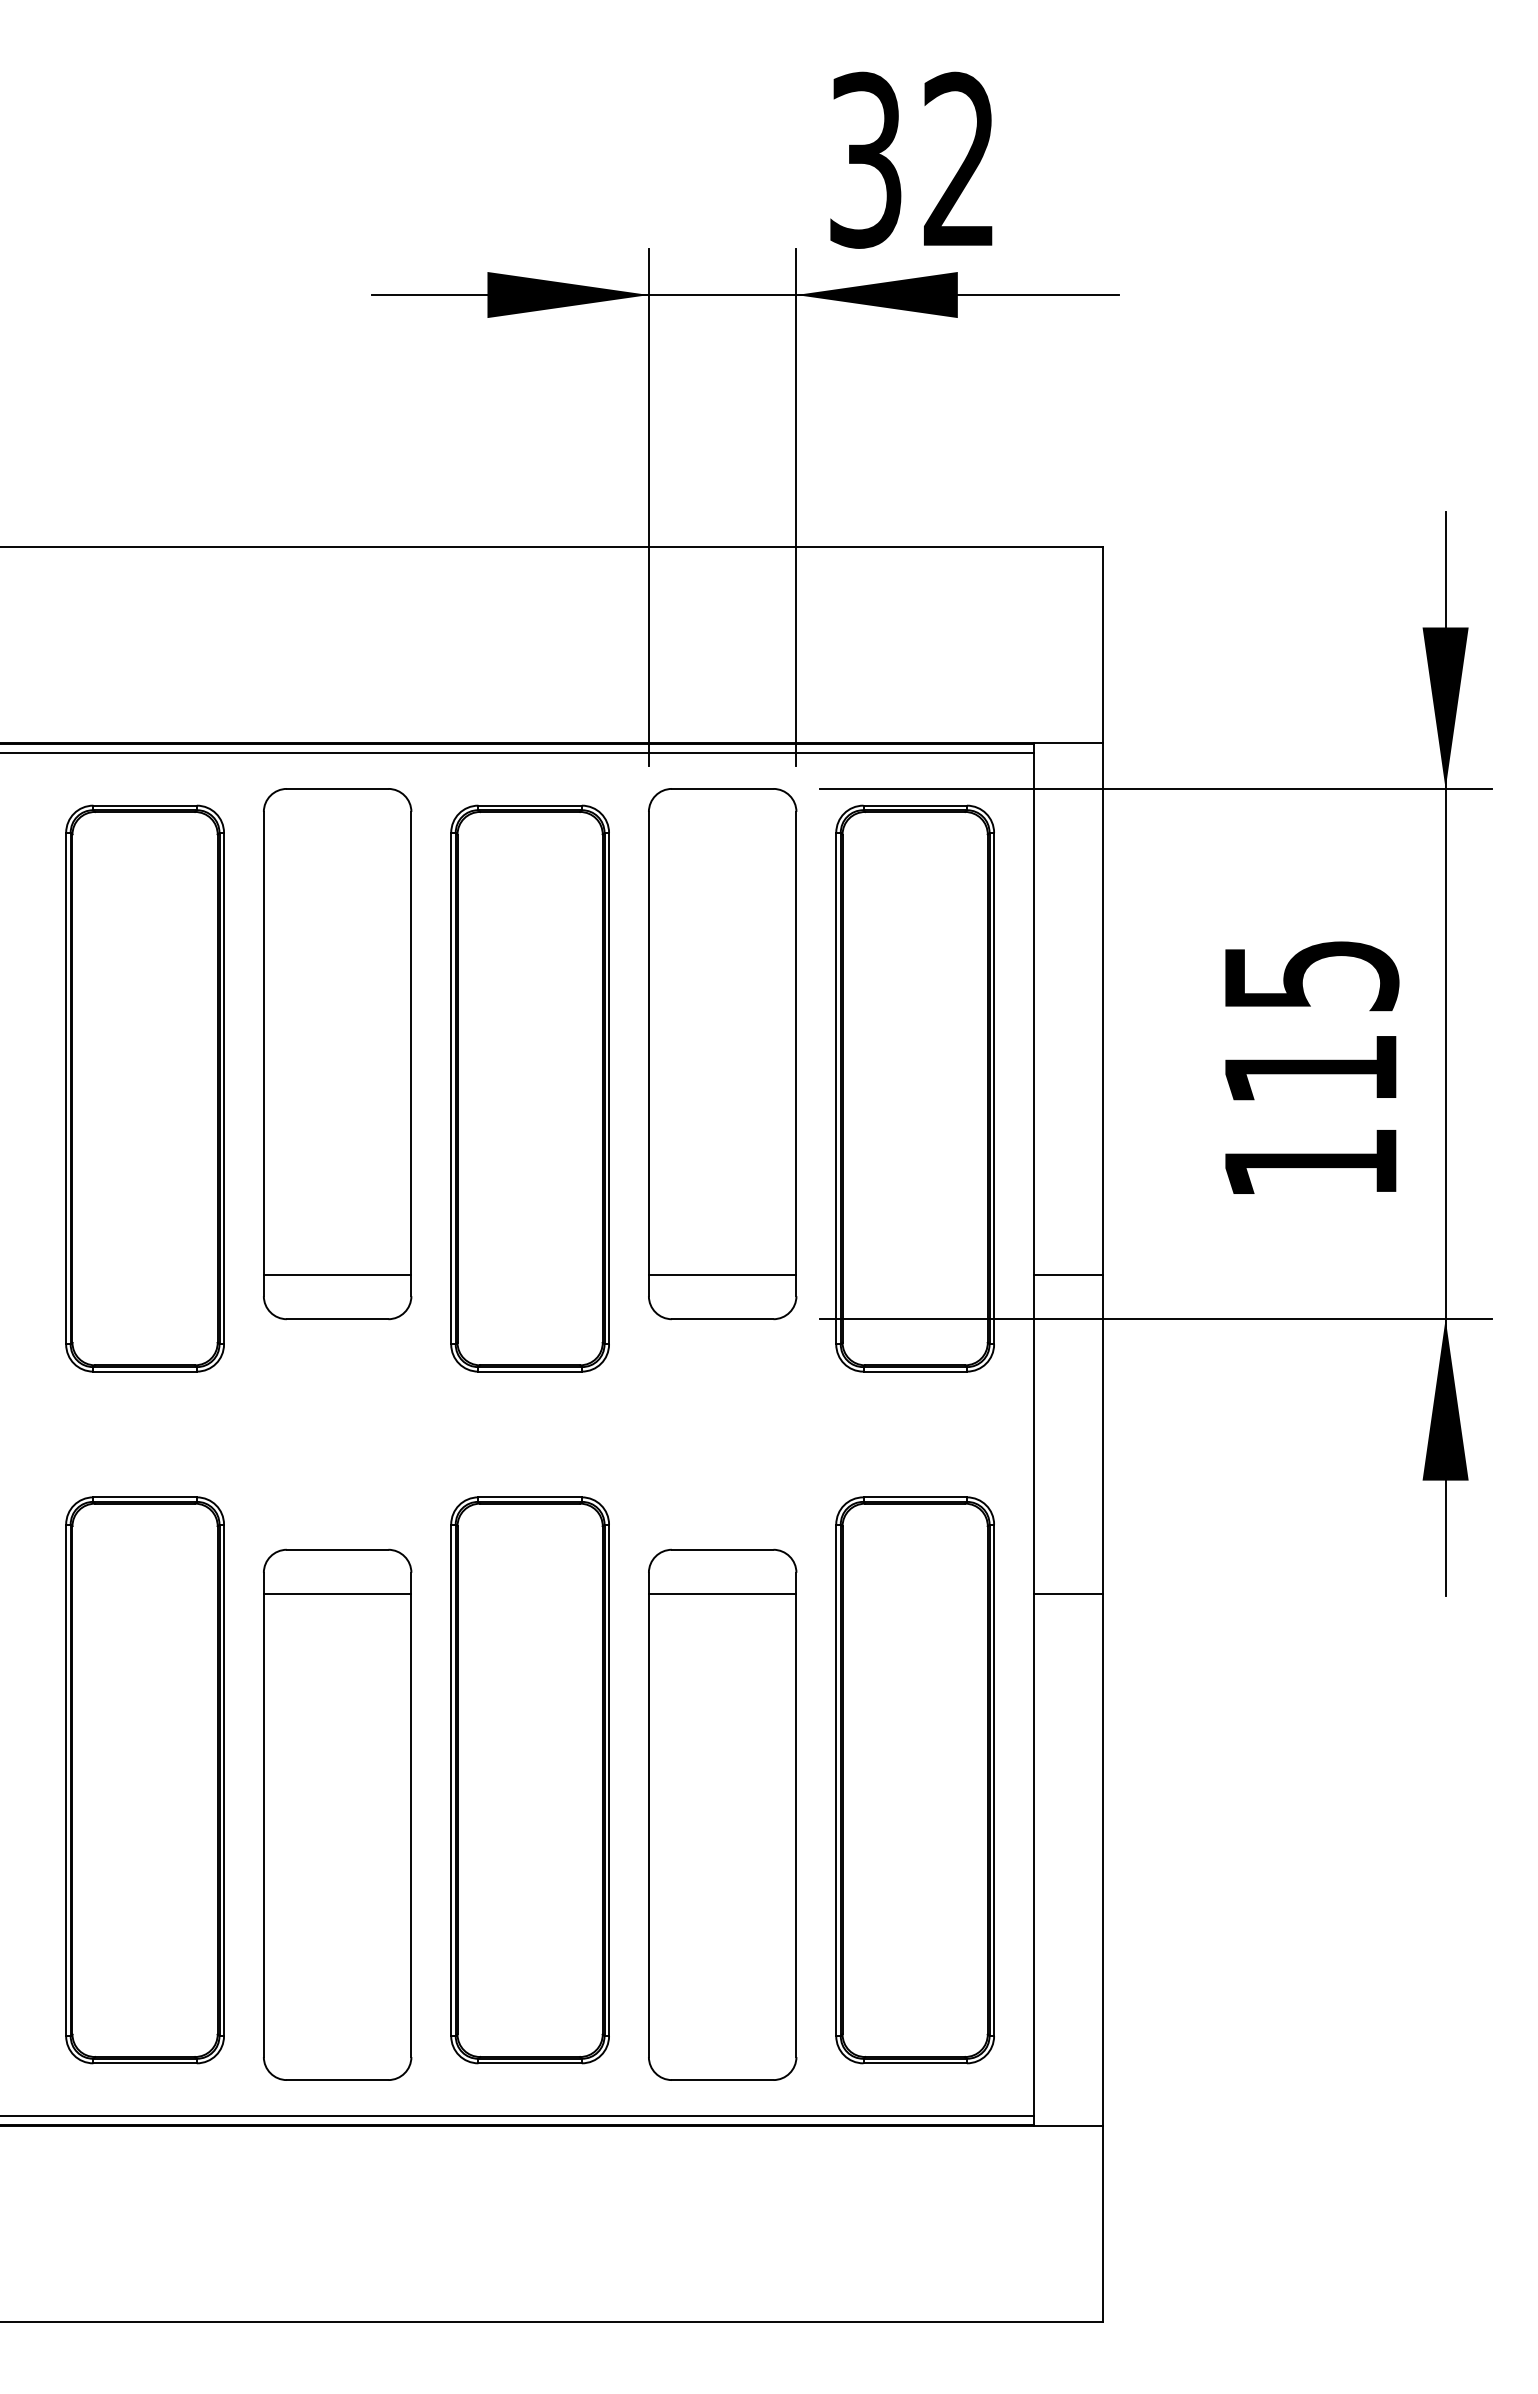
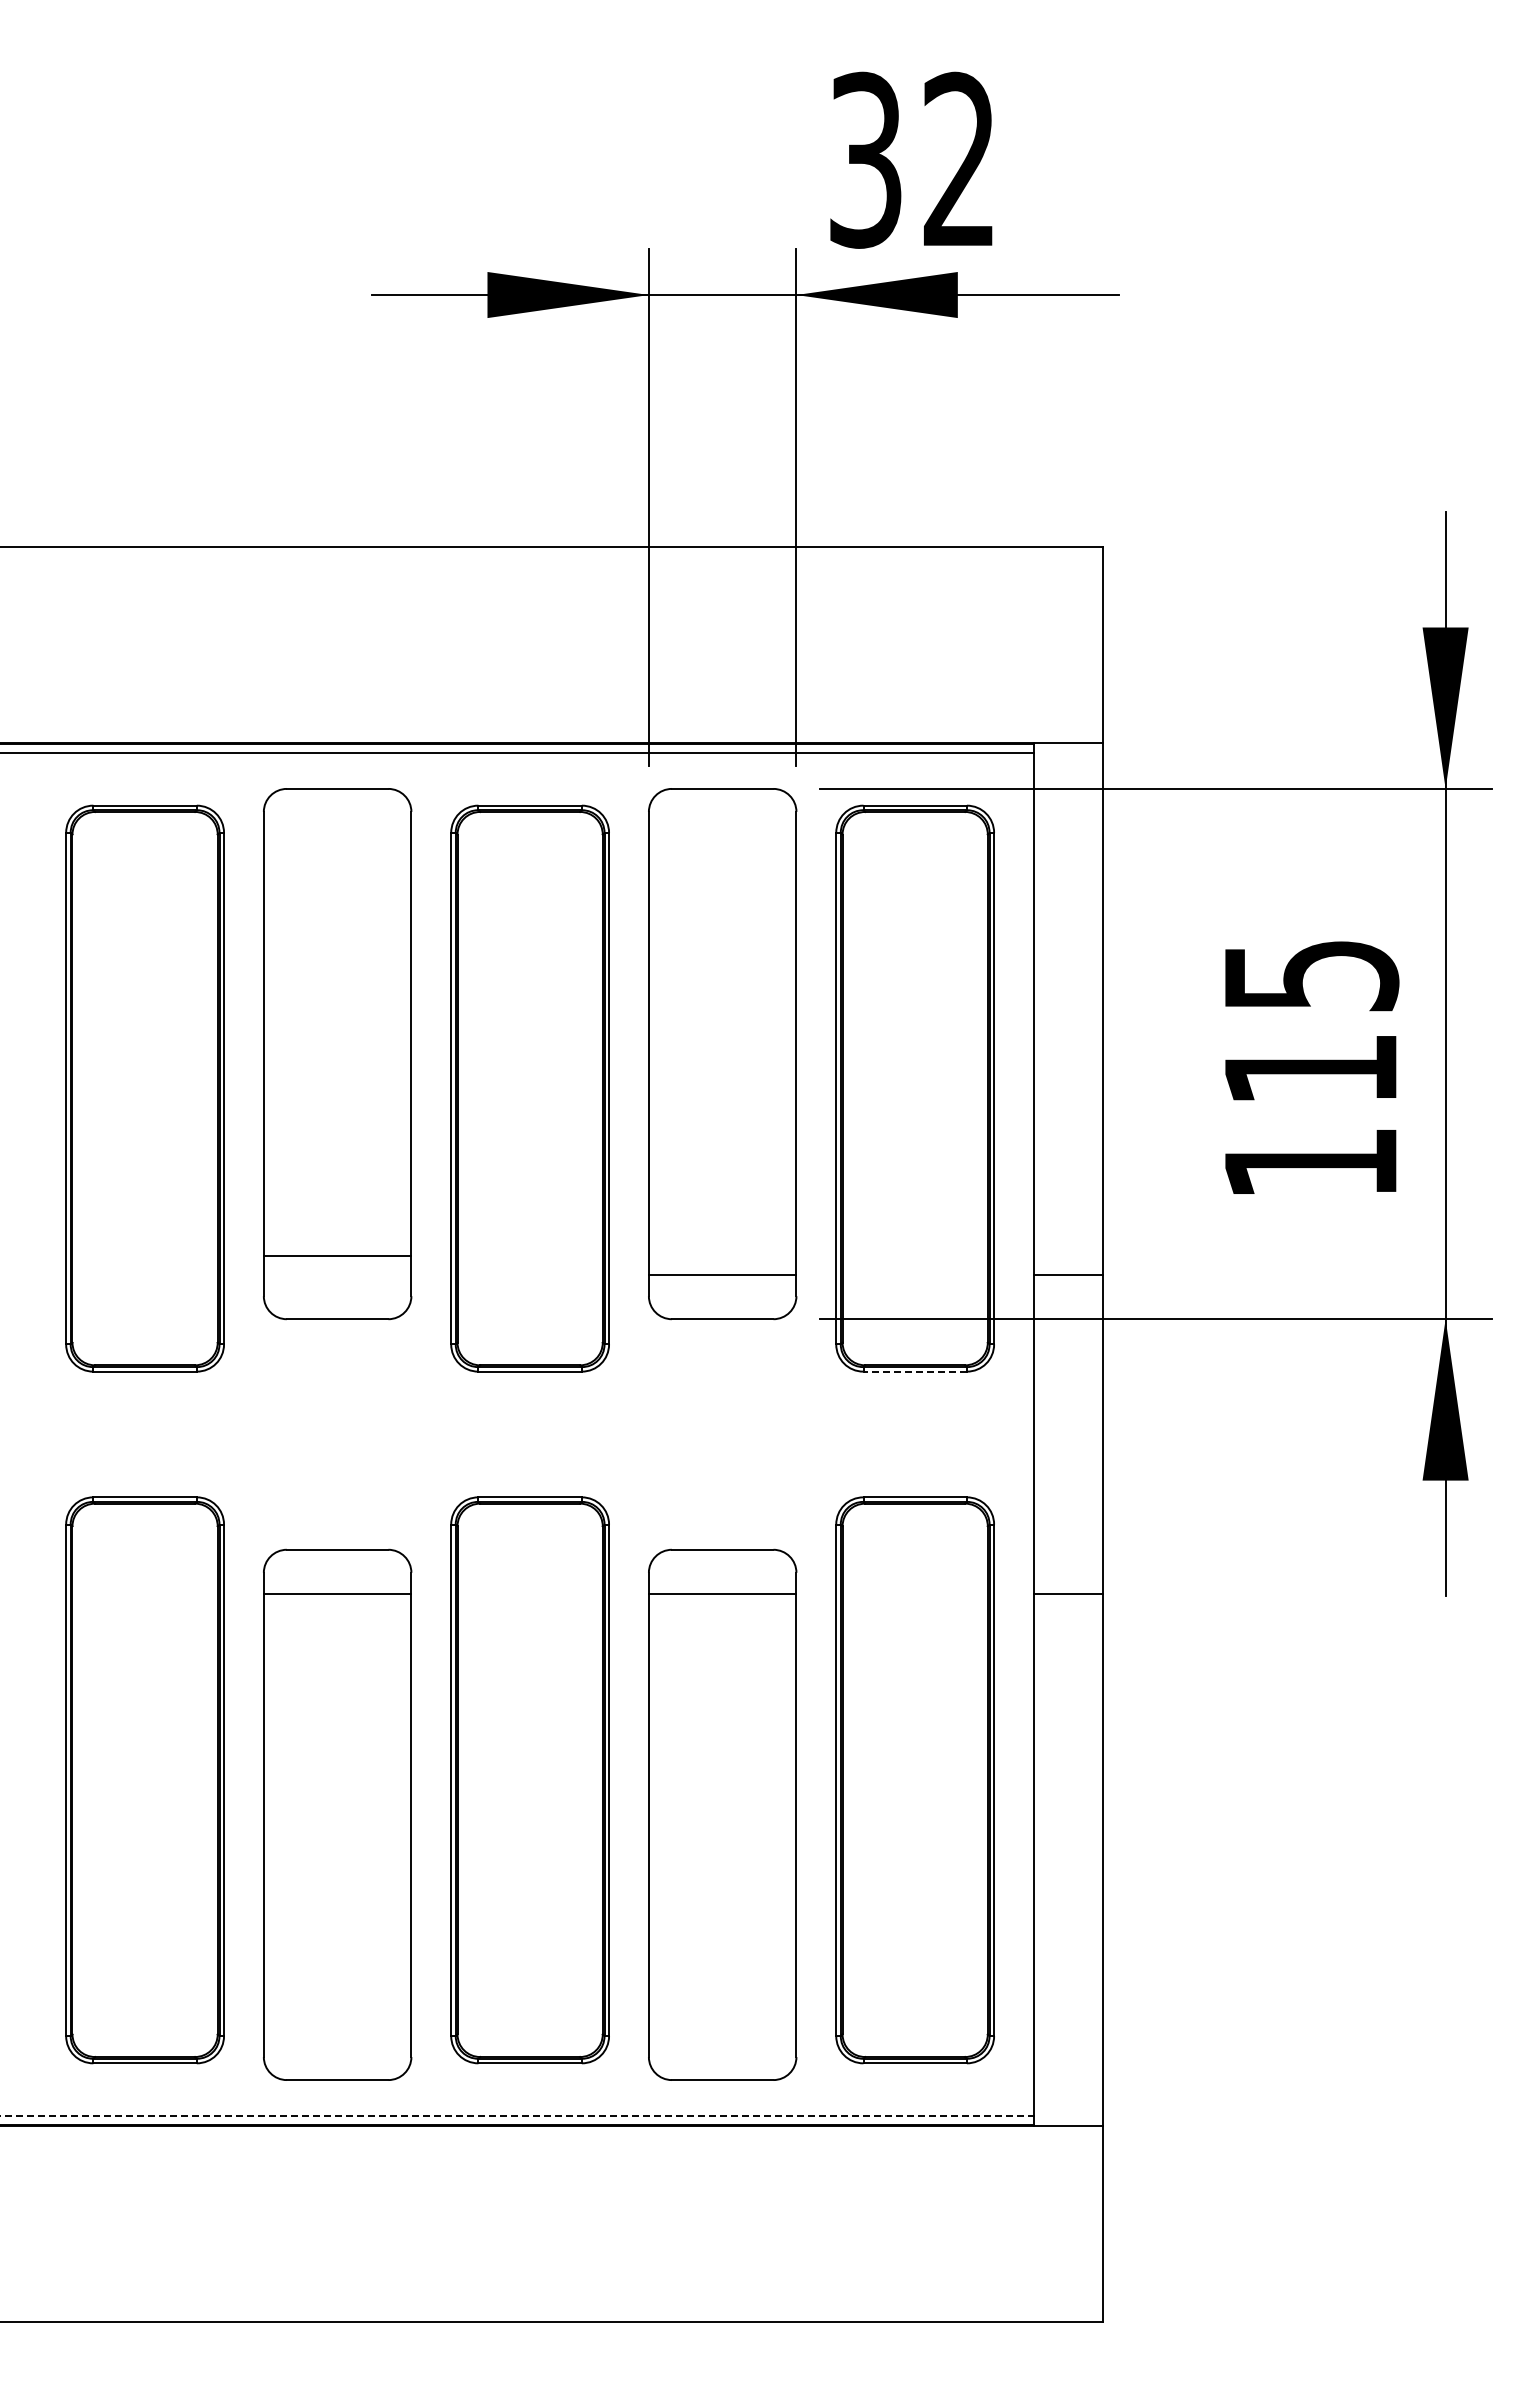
line position: (337, 1274) -> (337, 1255) (337, 1255)
line: solid -> dashed (915, 1371)
line: solid -> dashed (517, 2116)
